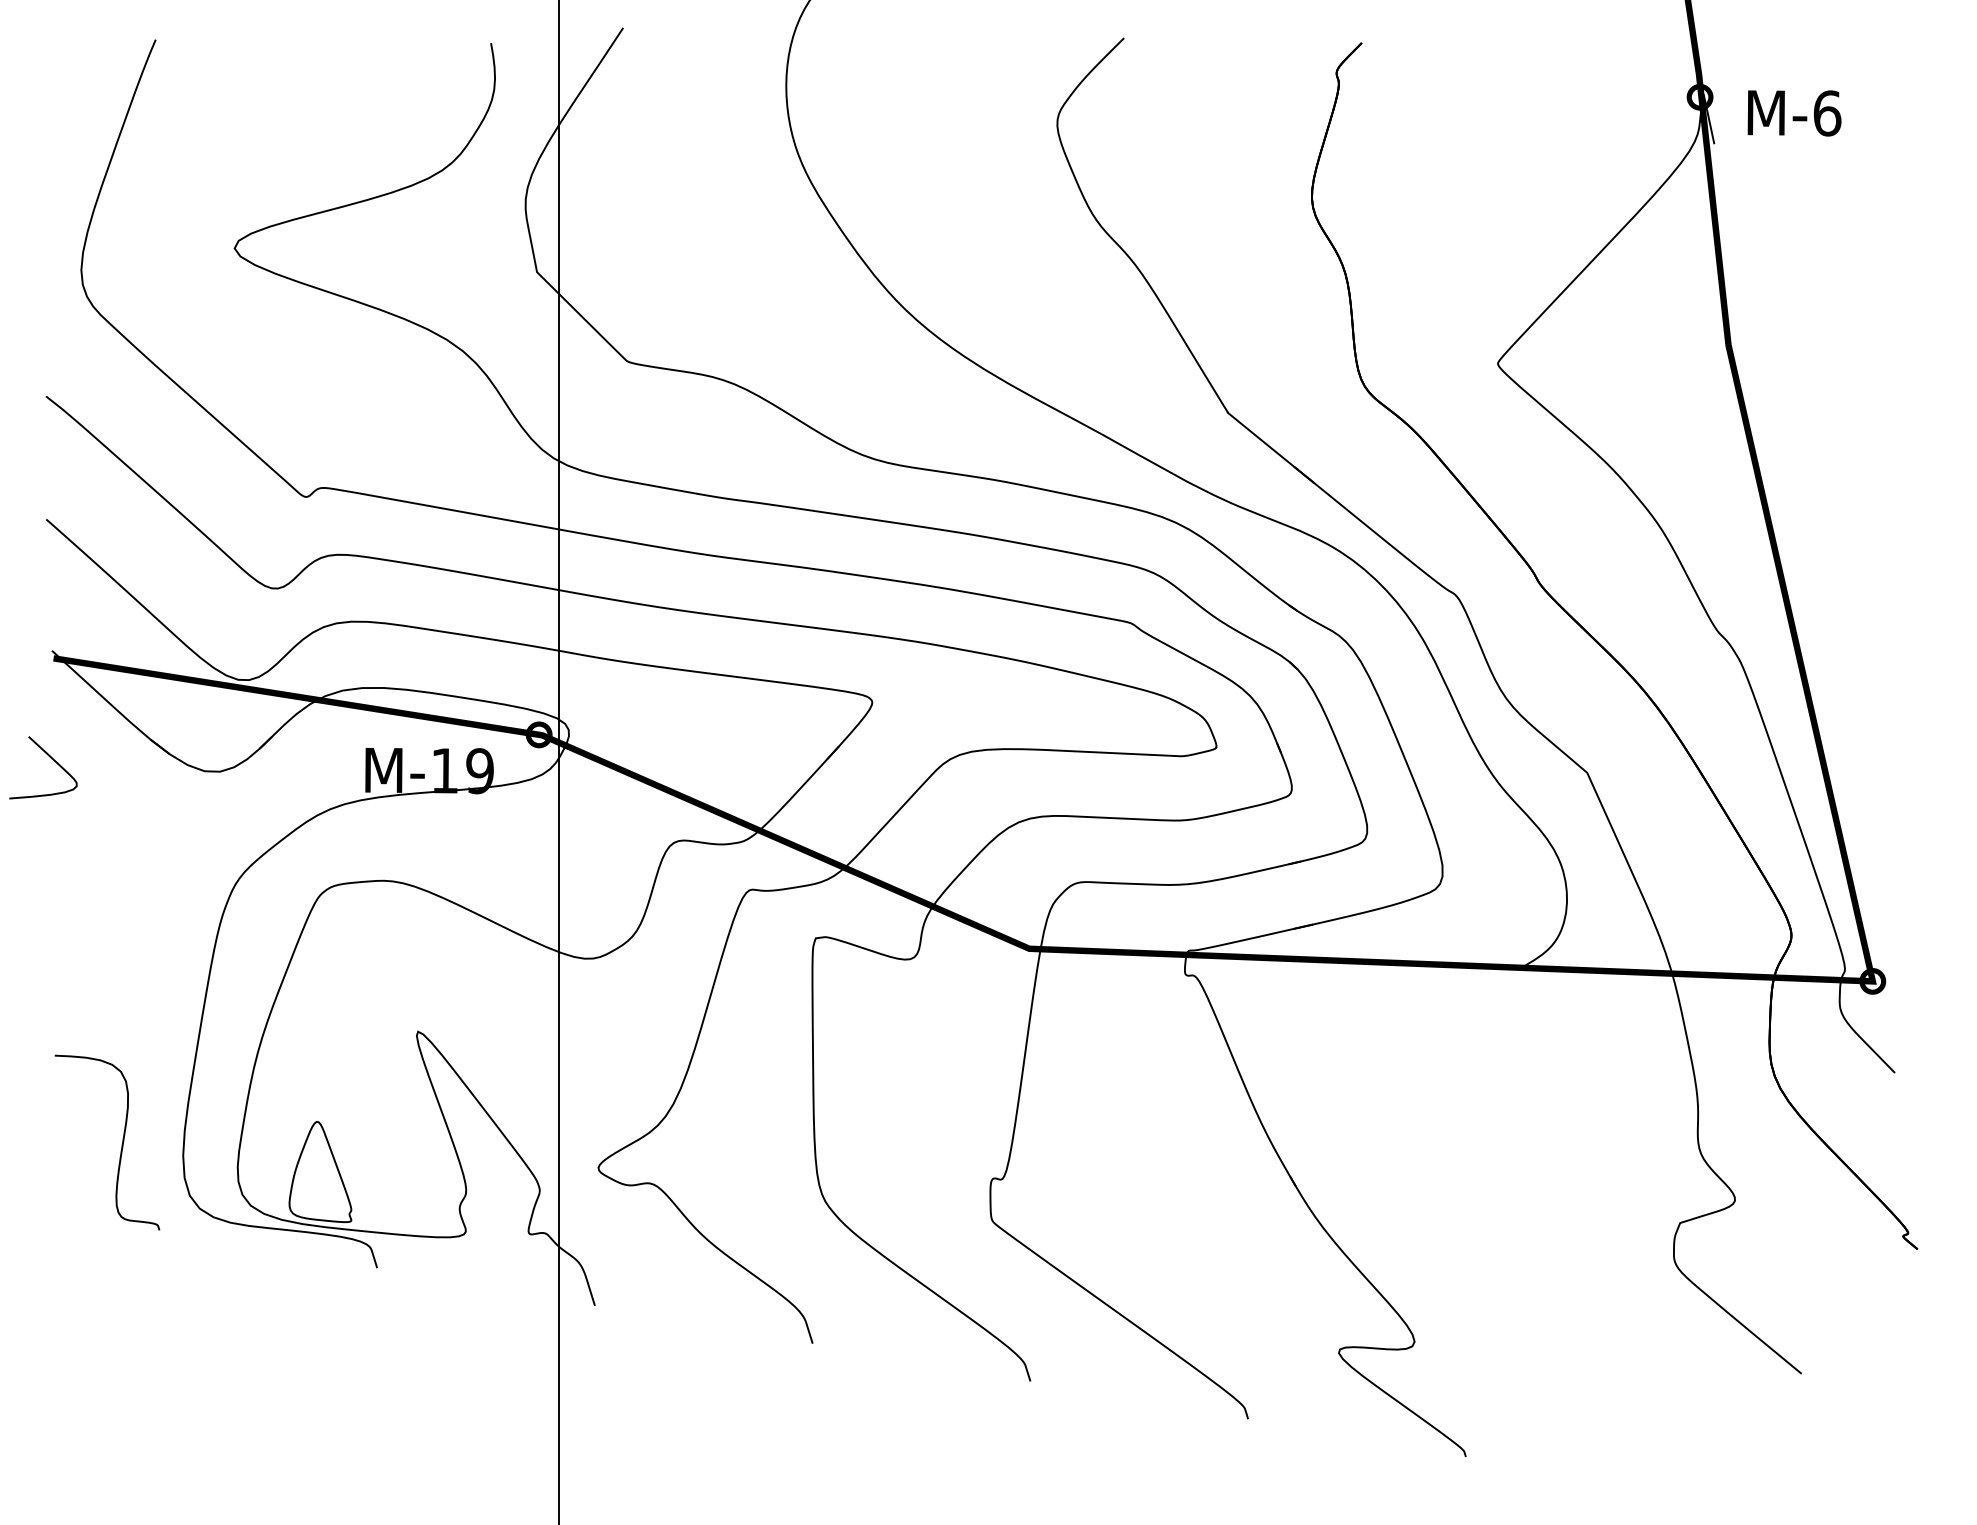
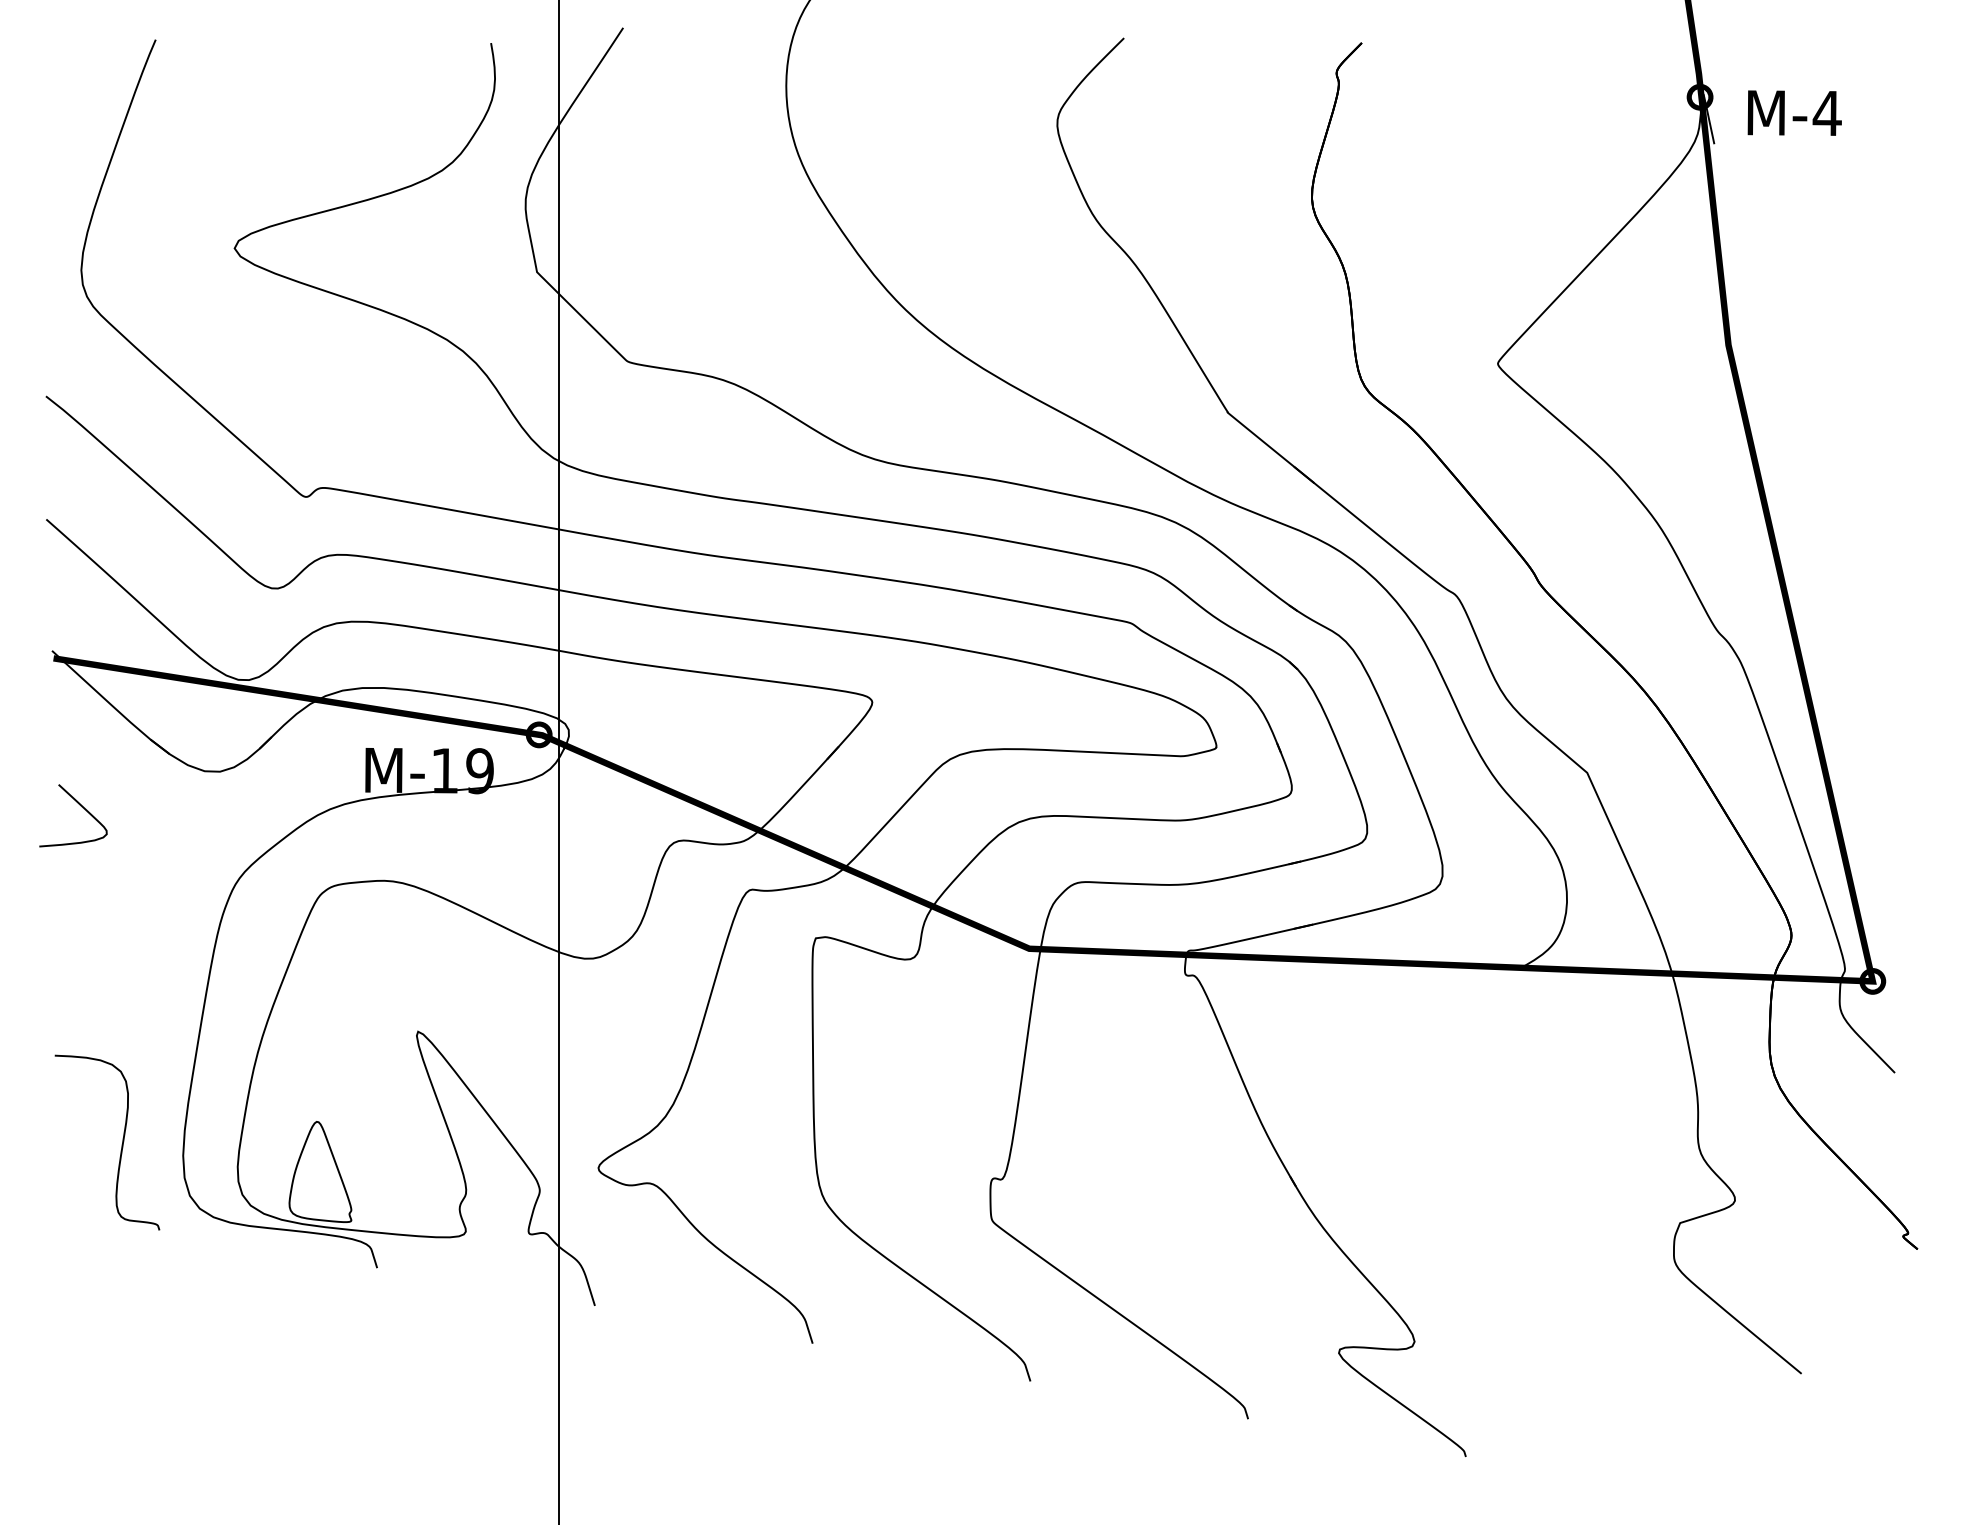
text: M-6 -> M-4 (1826, 113)
curve position: (51, 759) -> (81, 807) (81, 807)
